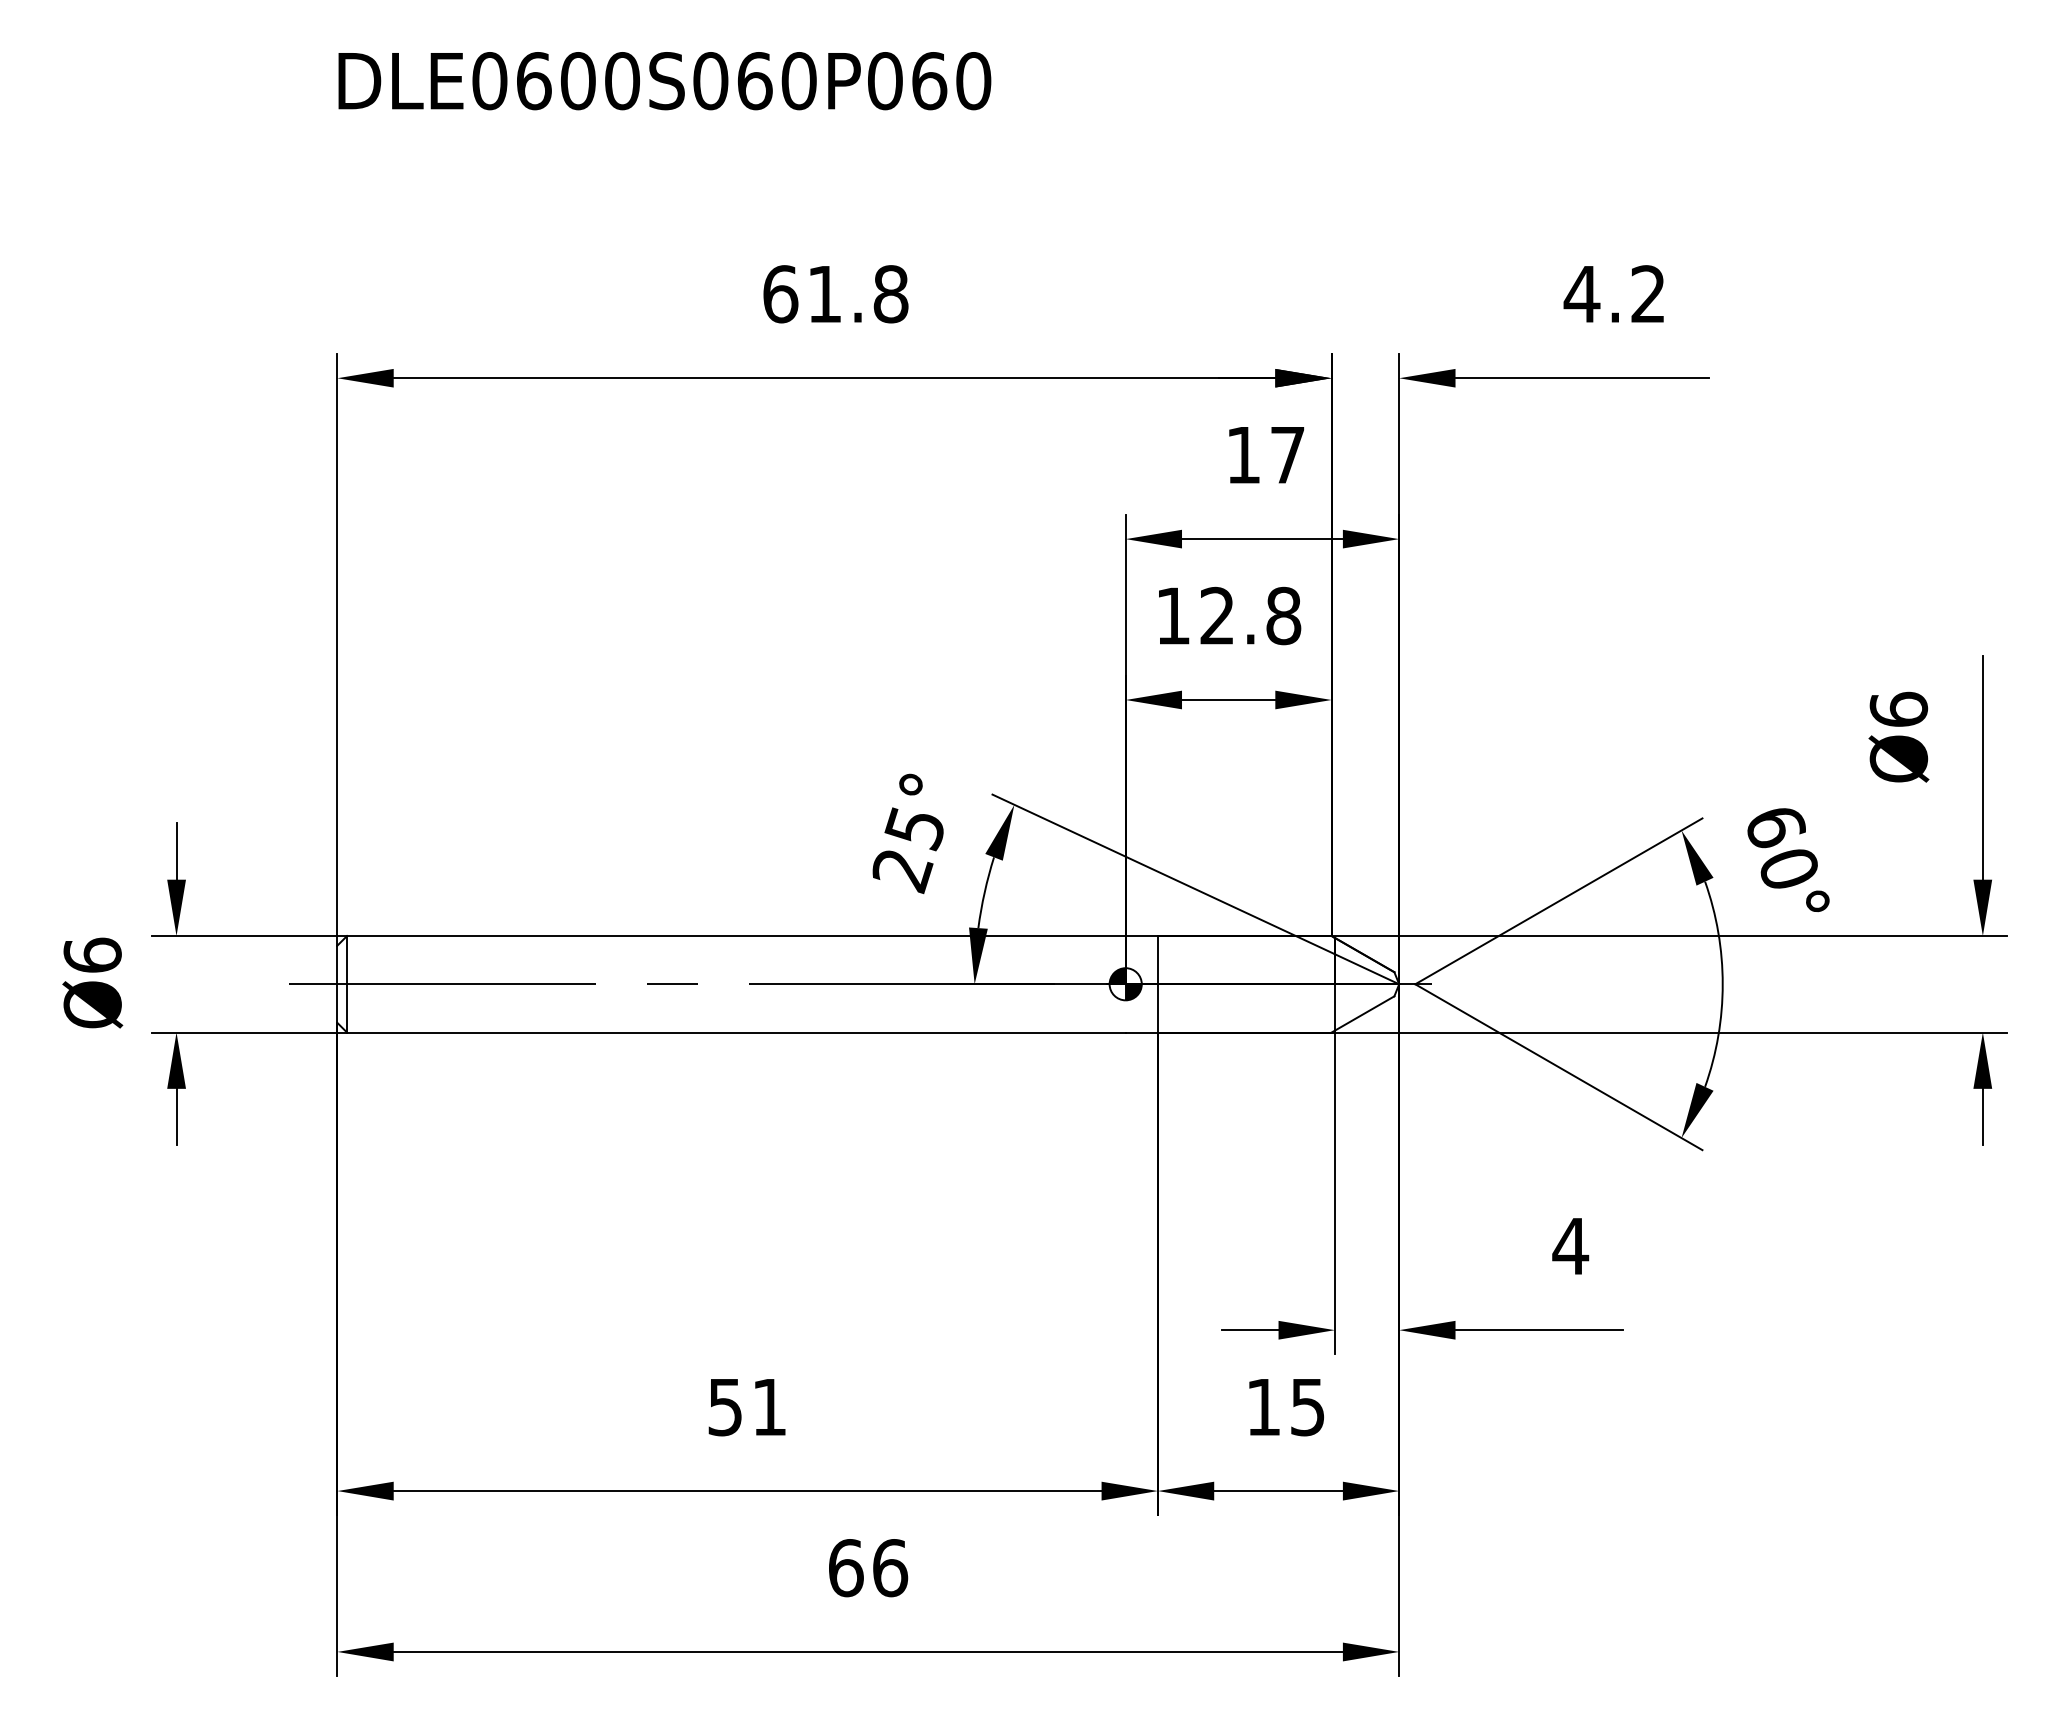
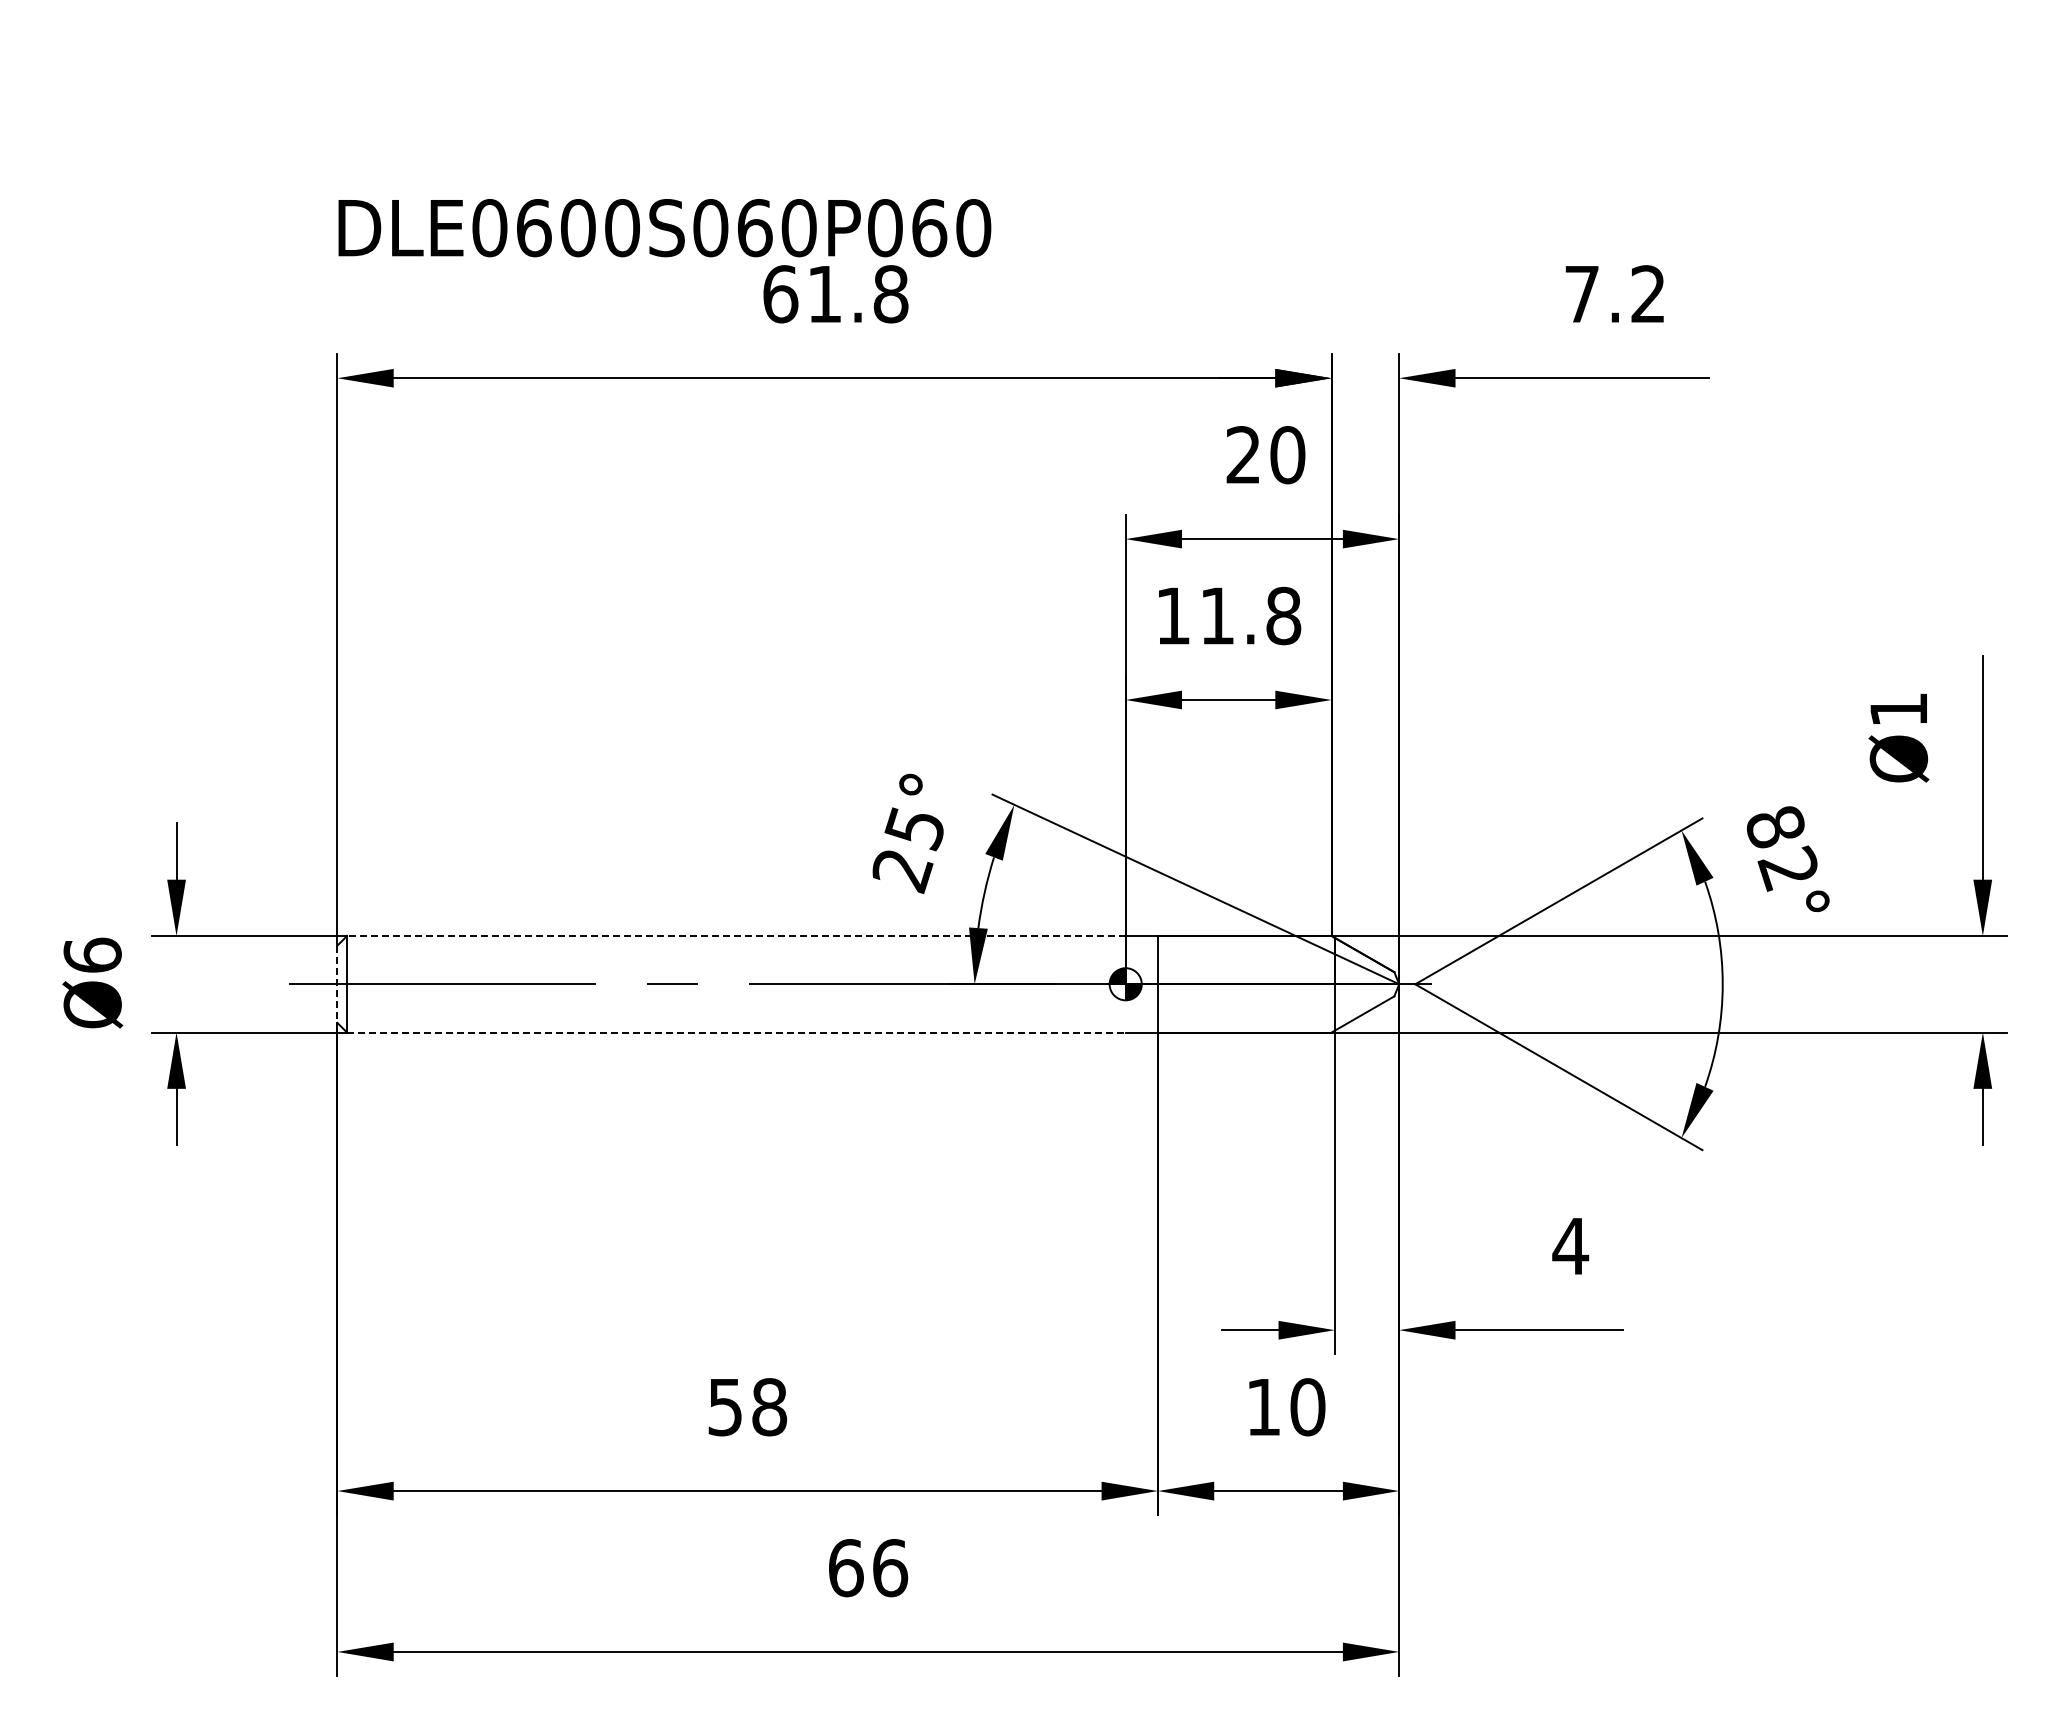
text position: (664, 81) -> (664, 228) (664, 228)
text: 4.2 -> 7.2 (1581, 294)
text: 17 -> 20 (1265, 455)
text: 12.8 -> 11.8 (1216, 615)
text: Ø6 -> Ø1 (1898, 708)
text: 60° -> 82° (1781, 848)
line: solid -> dashed (735, 936)
line: solid -> dashed (337, 984)
line: solid -> dashed (736, 1032)
text: 51 -> 58 (769, 1407)
text: 15 -> 10 (1307, 1407)
